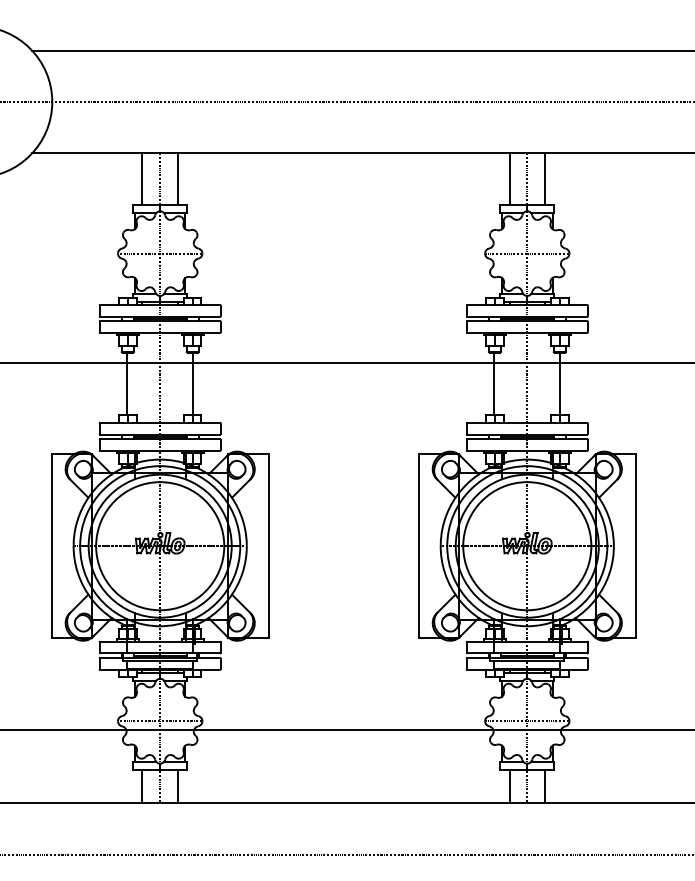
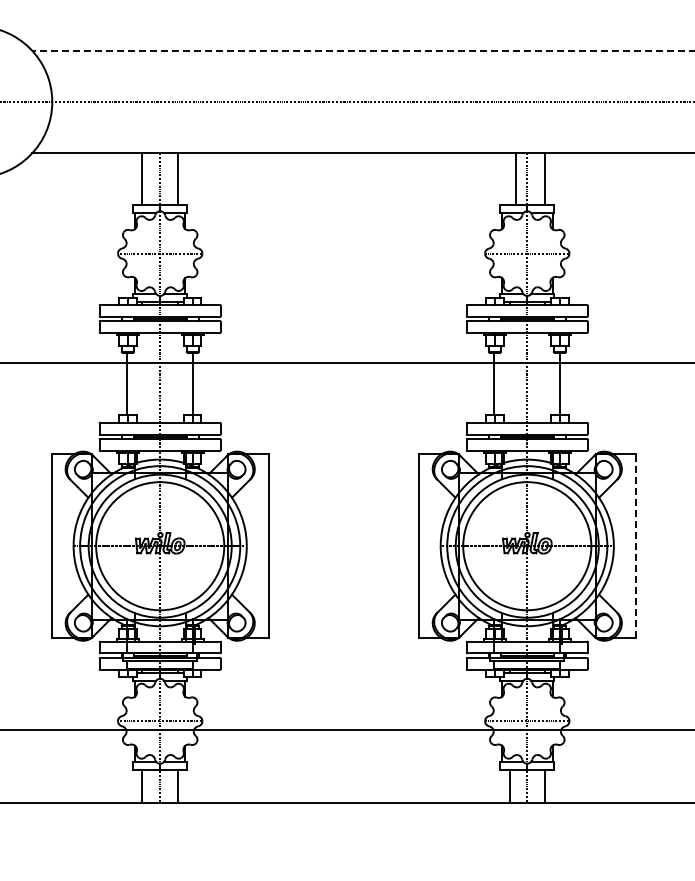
line: solid -> dashed (363, 50)
line position: (509, 178) -> (515, 178) (515, 178)
line: solid -> dashed (635, 546)
line: present -> none (346, 854)
